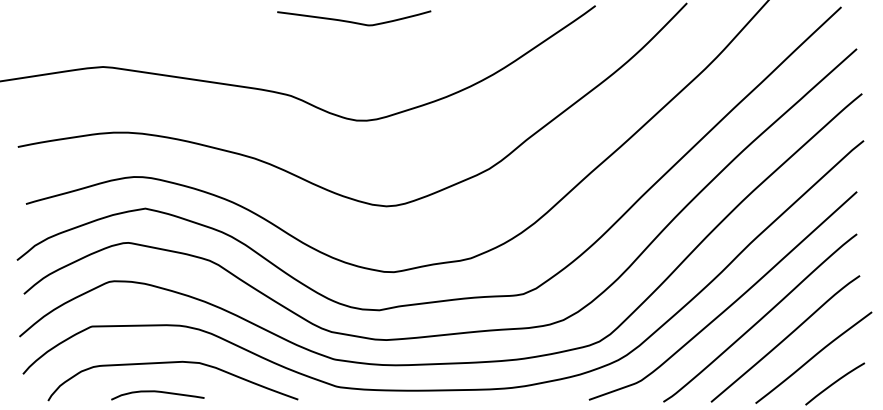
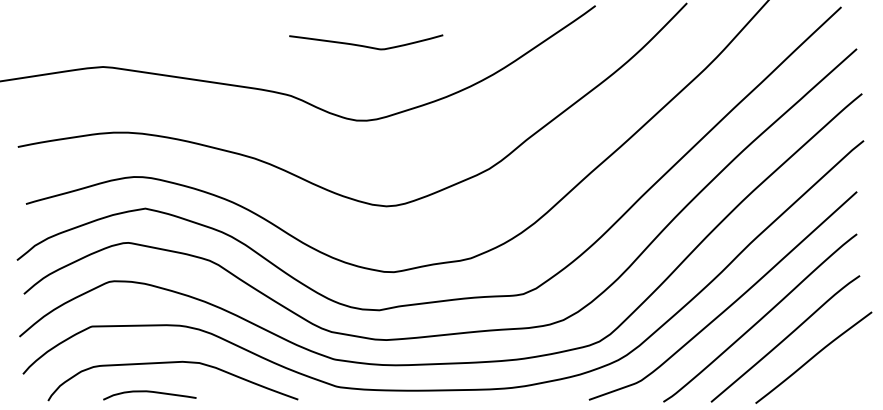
curve position: (354, 21) -> (366, 45) (366, 45)
curve: present -> none (835, 383)
curve position: (157, 392) -> (149, 392) (149, 392)
